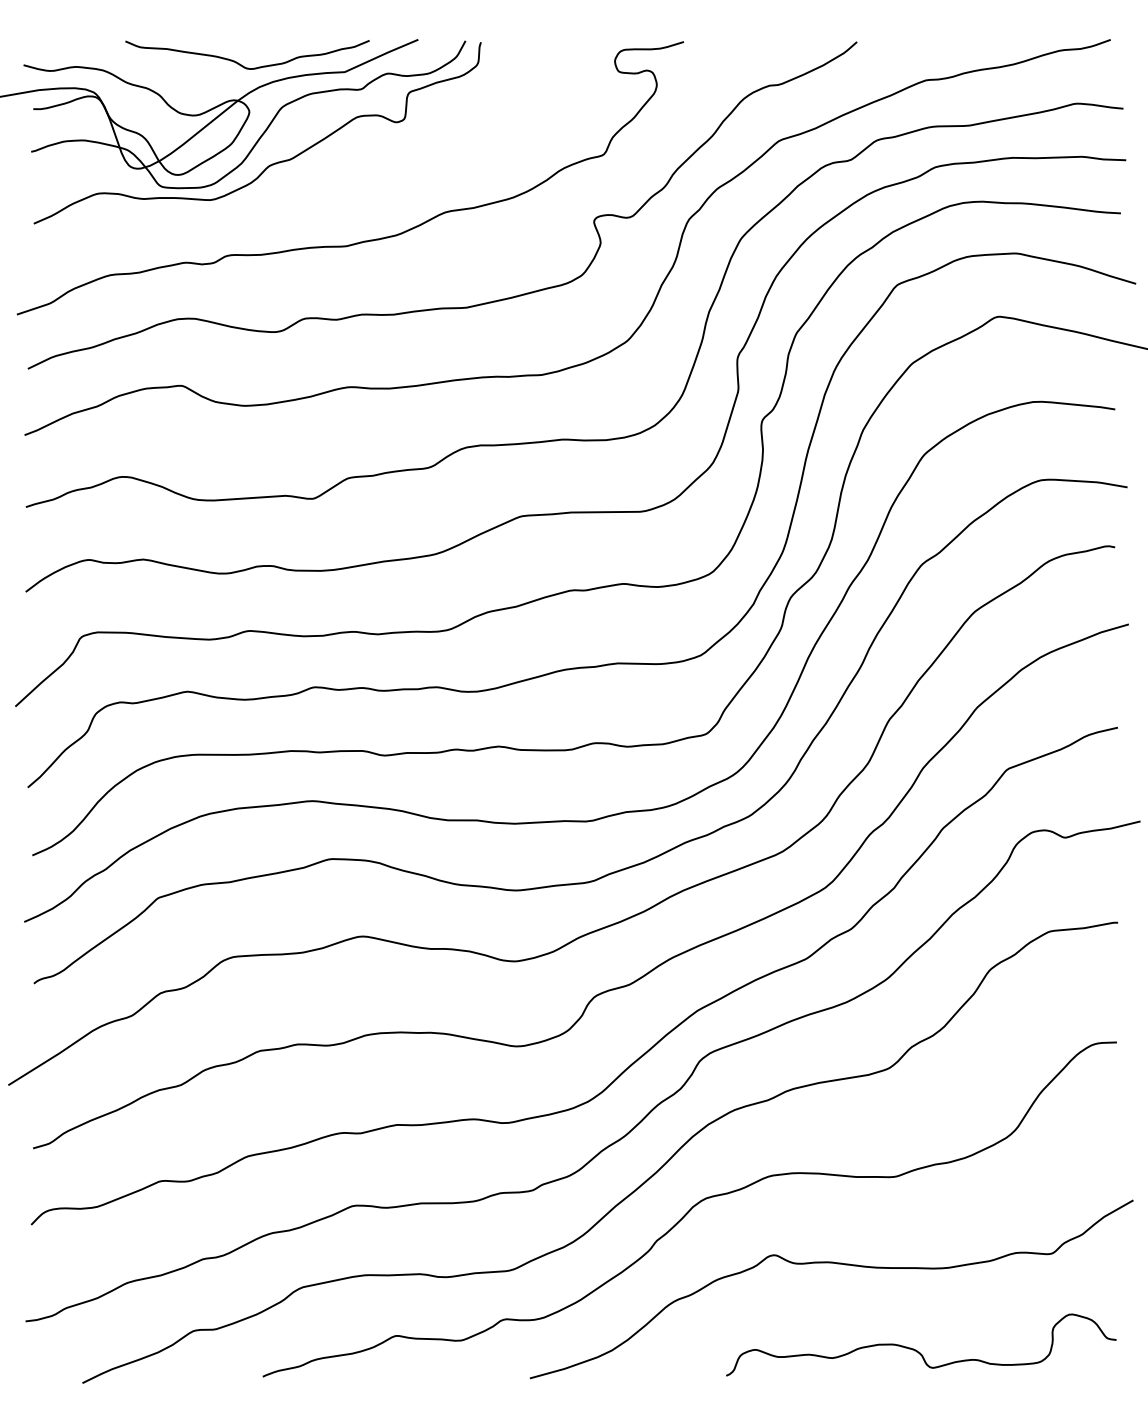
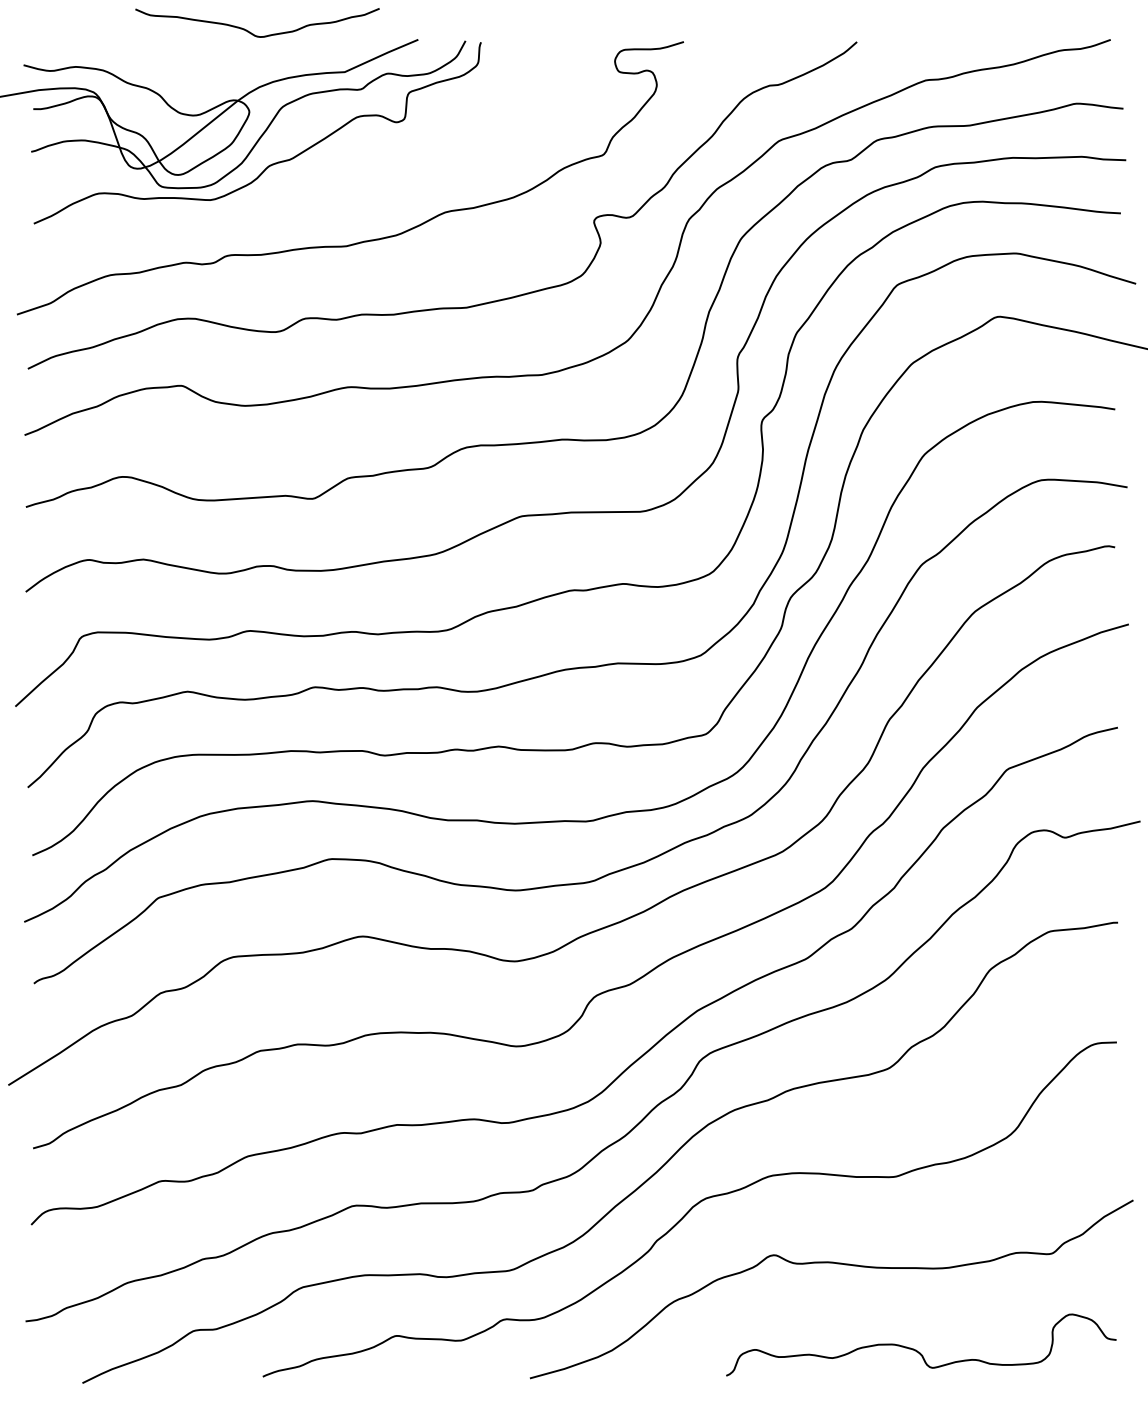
curve position: (240, 63) -> (250, 31) (250, 31)
